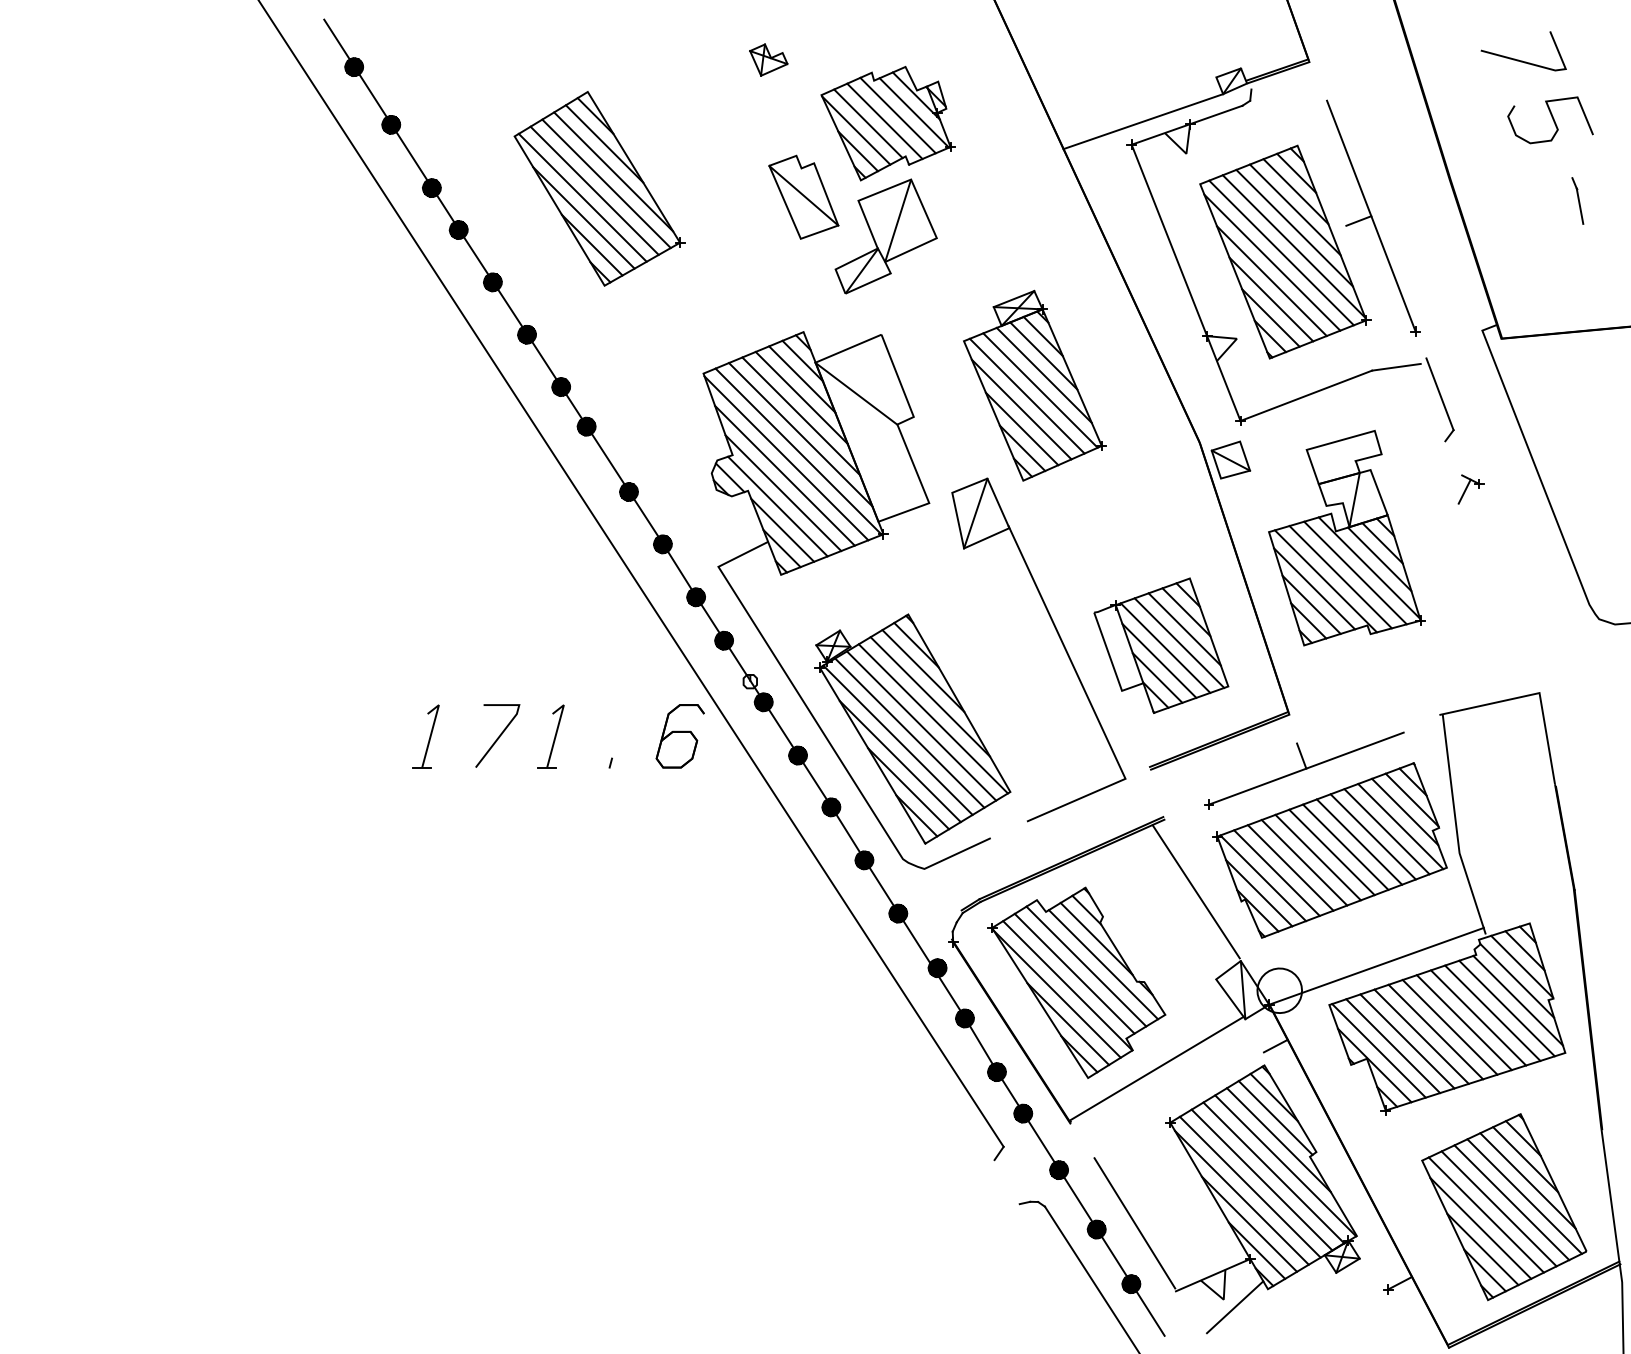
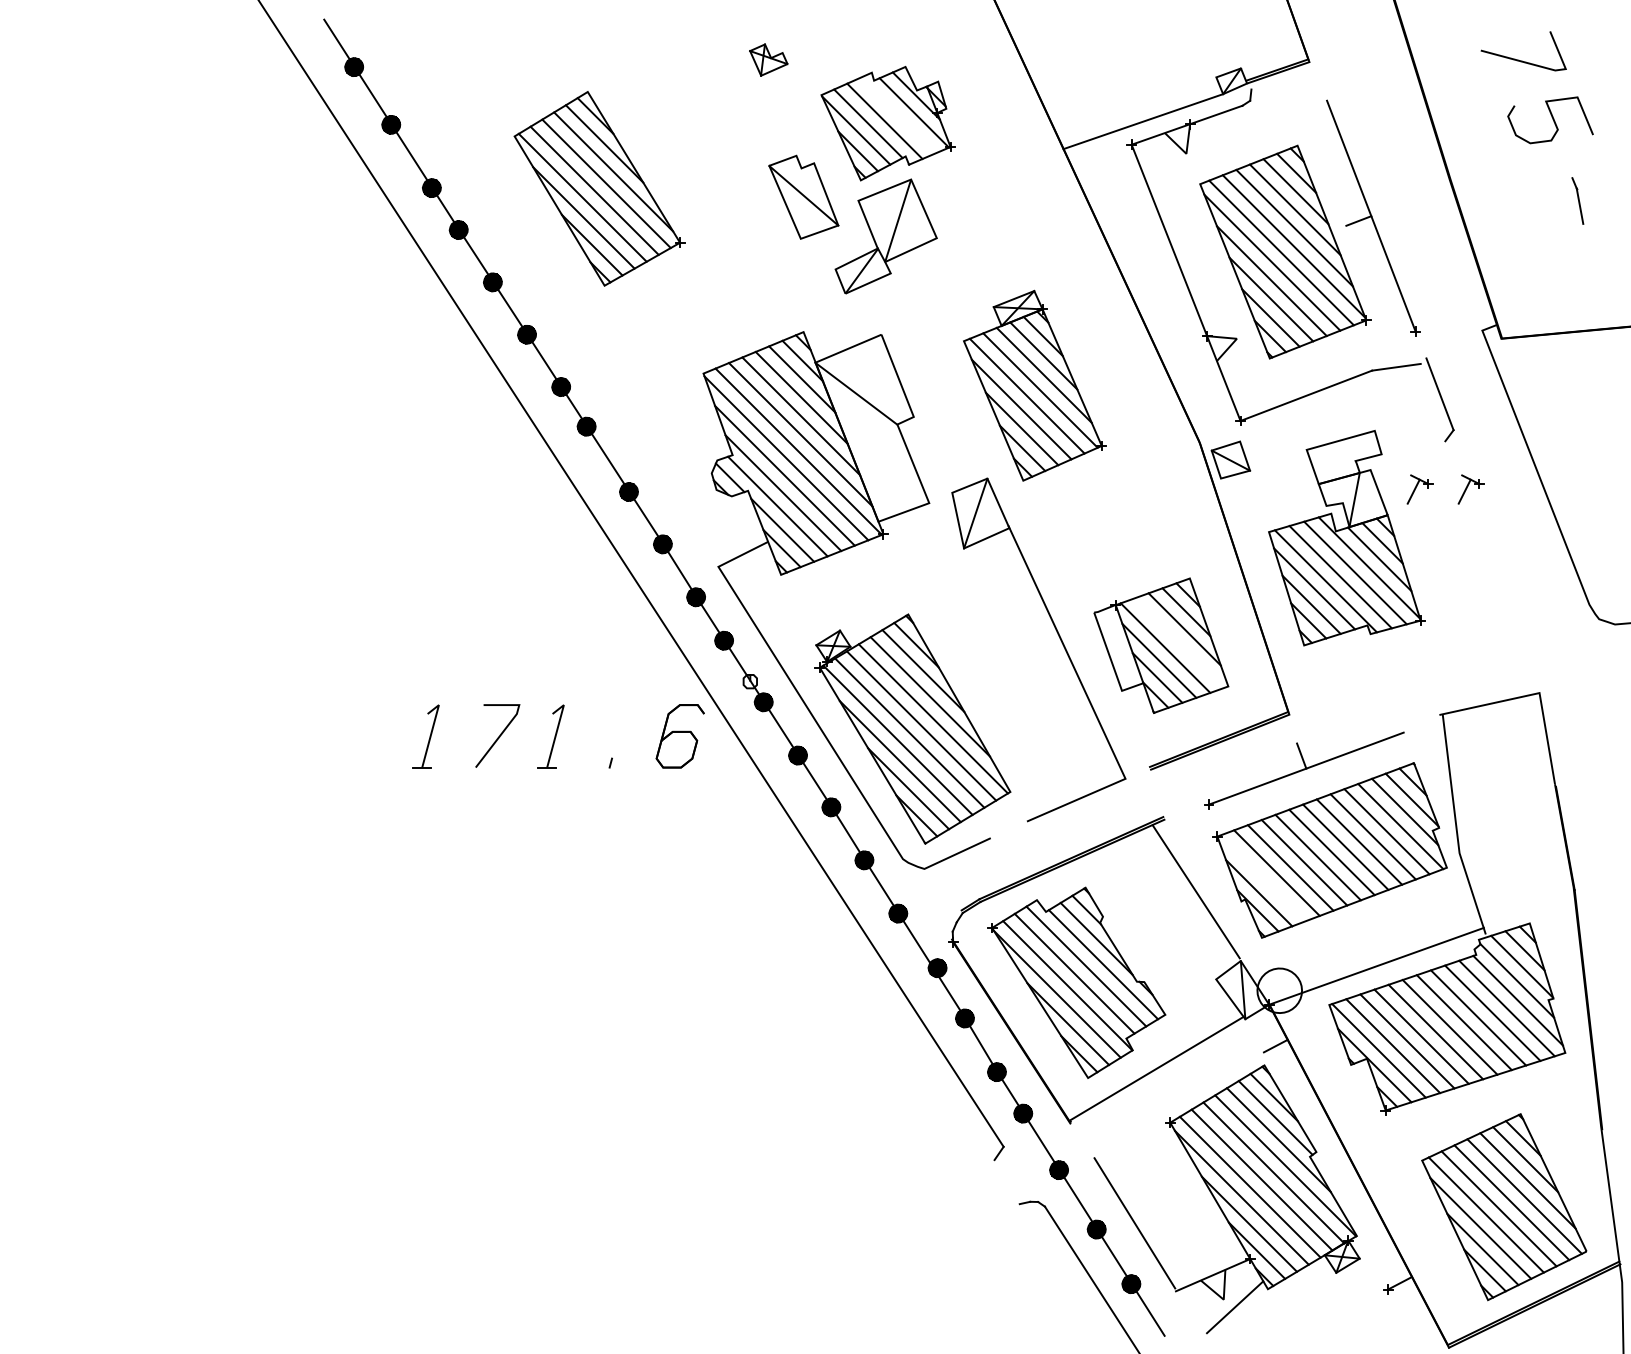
line: present -> none (897, 115)
part: none -> present (1419, 489)
line: present -> none (1179, 642)
line: present -> none (1263, 878)
